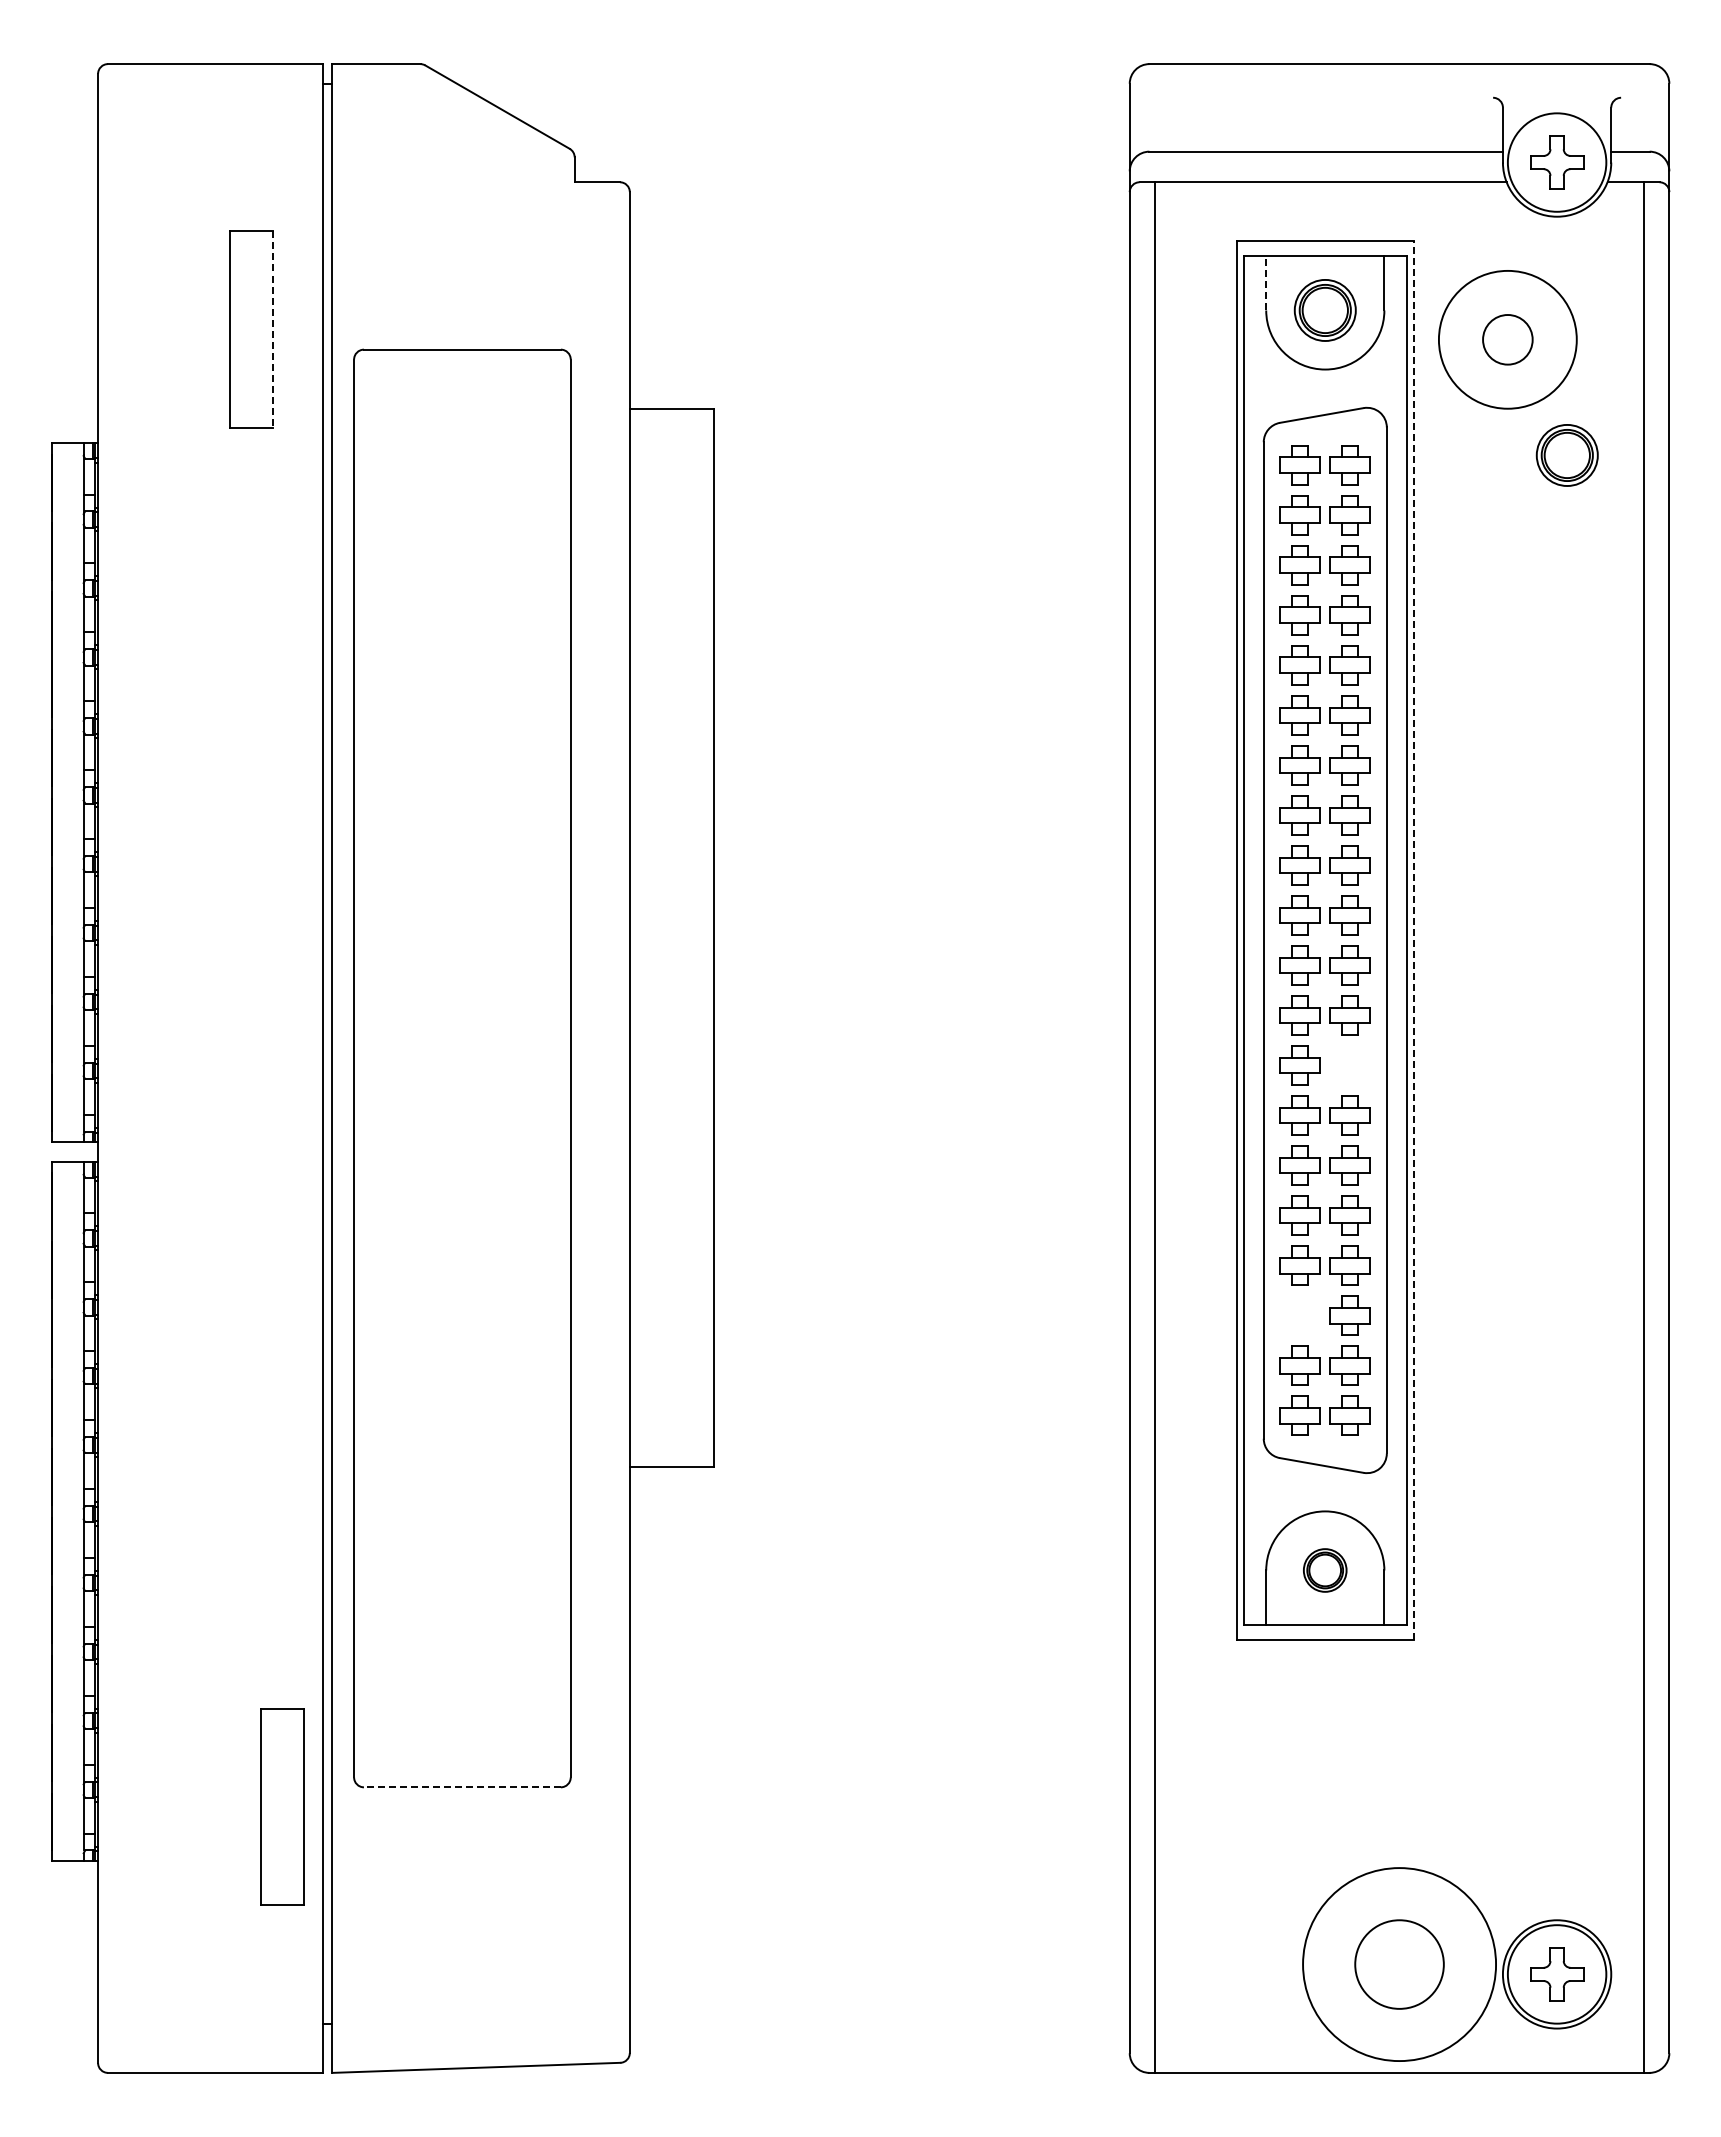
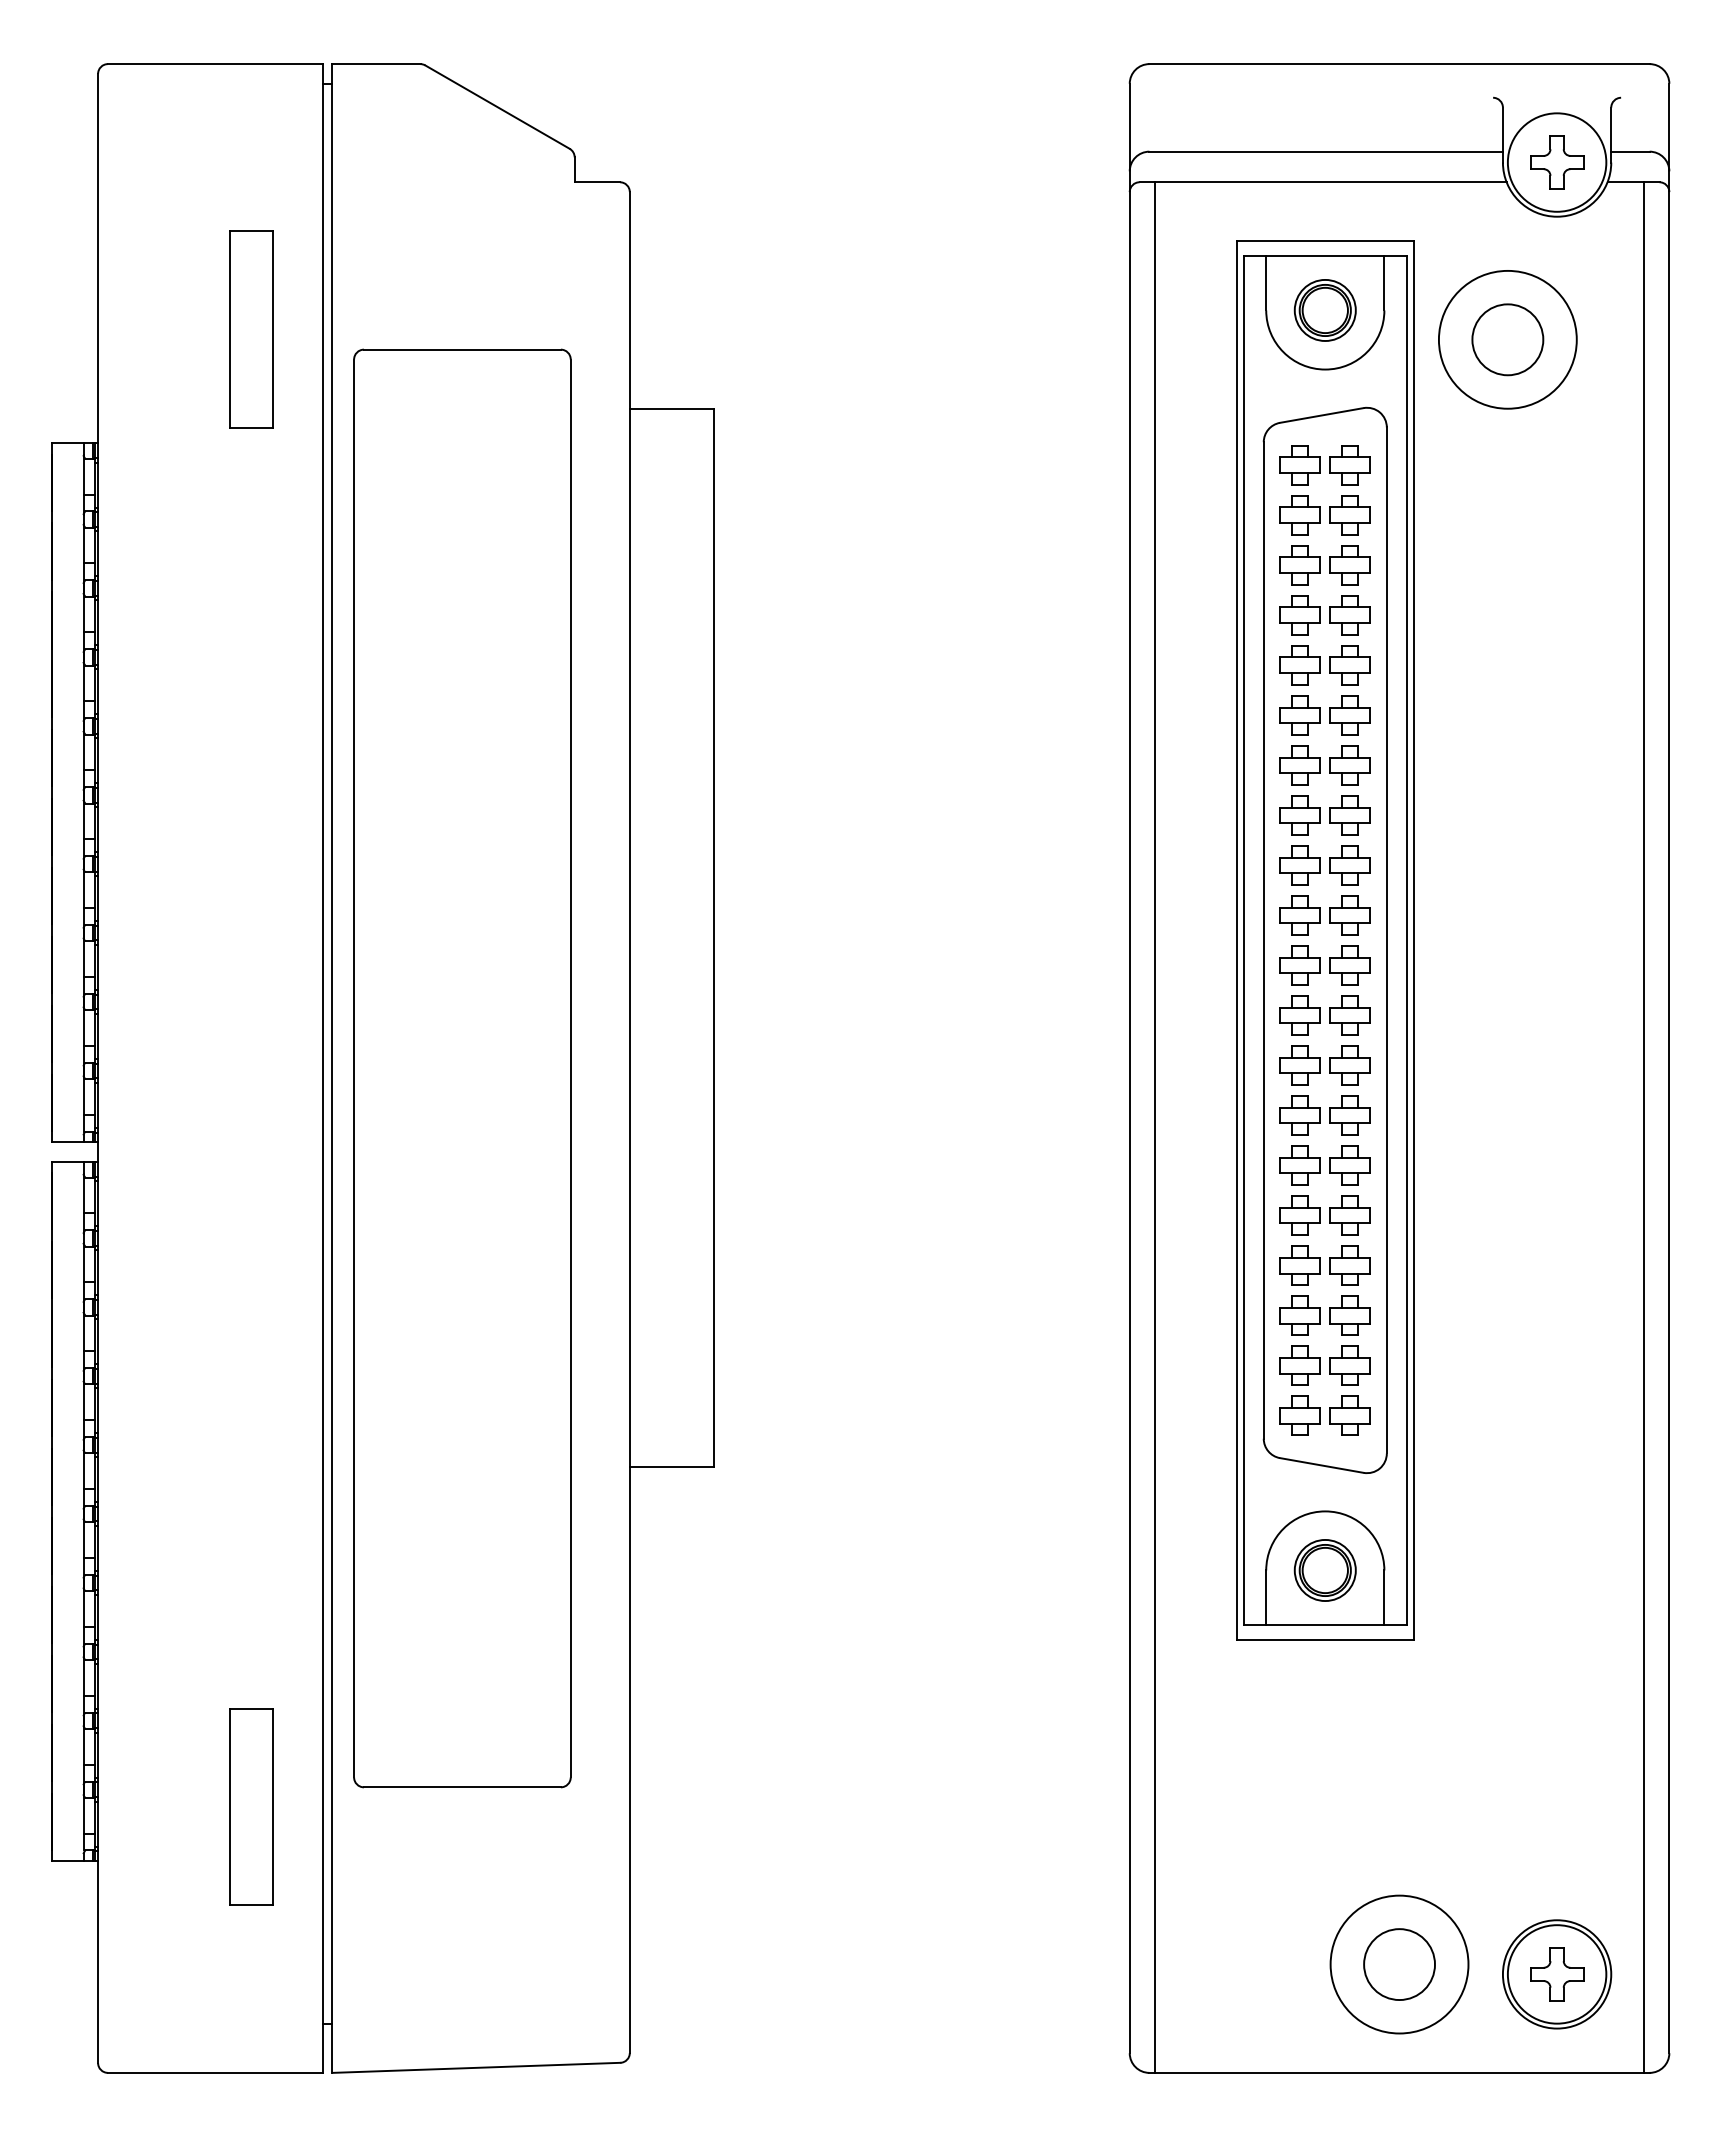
line: dashed -> solid (1266, 282)
line: dashed -> solid (273, 330)
circle diameter: 50 px -> 71 px (1507, 339)
part: present -> none (1566, 455)
line: dashed -> solid (1413, 939)
part: none -> present (1349, 1065)
part: none -> present (1299, 1315)
part size: 45x45 px -> 64x63 px (1324, 1570)
line: dashed -> solid (461, 1787)
part position: (282, 1806) -> (251, 1806) (251, 1806)
circle diameter: 193 px -> 138 px (1399, 1964)
circle diameter: 89 px -> 71 px (1399, 1964)
